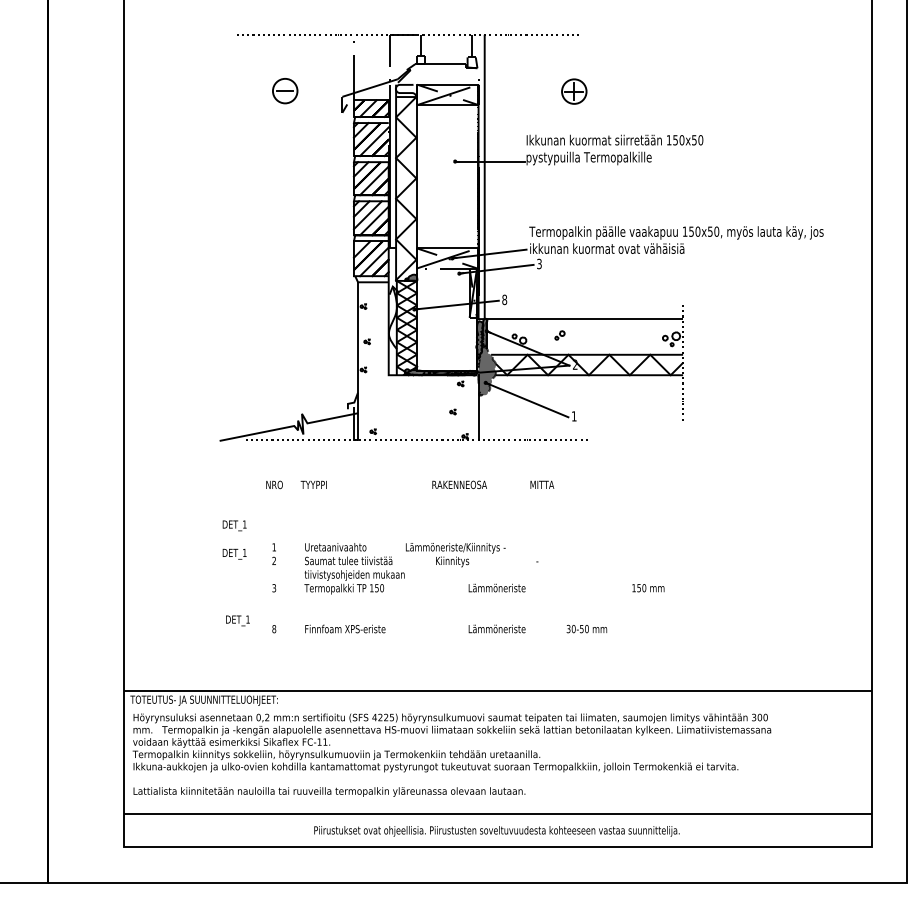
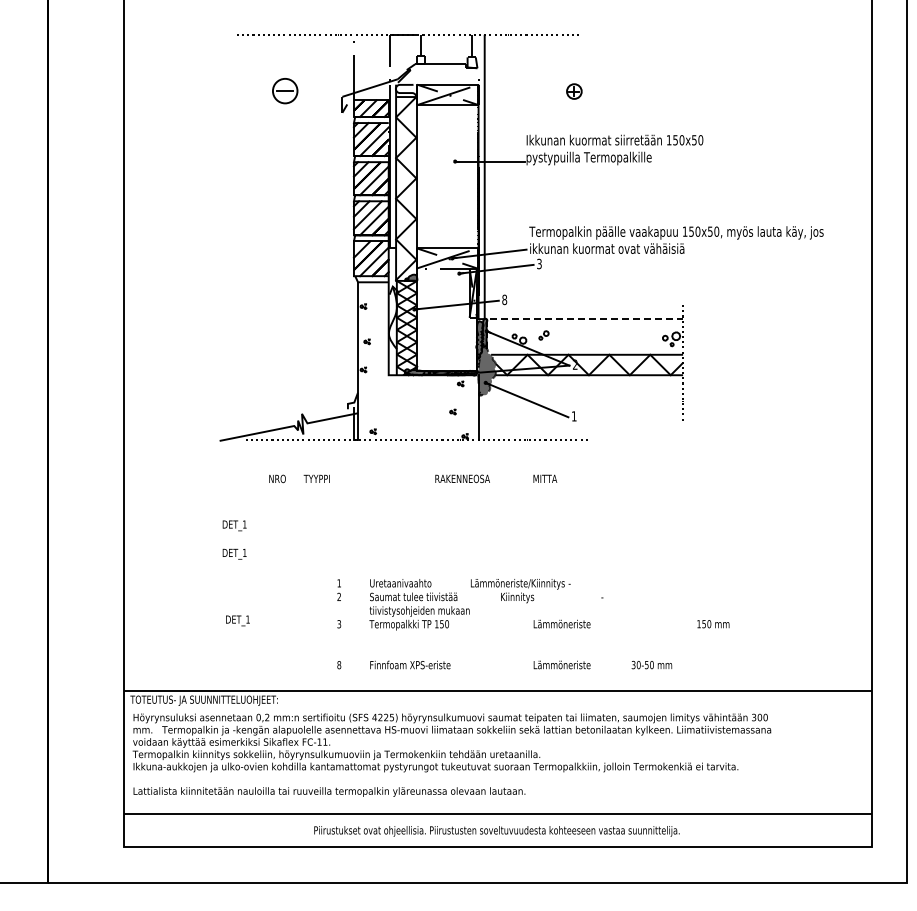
part size: 27x27 px -> 17x17 px (574, 91)
line: solid -> dashed (569, 319)
part position: (559, 335) -> (543, 335) (543, 335)
text position: (410, 484) -> (413, 478) (413, 478)
text position: (468, 588) -> (533, 624) (533, 624)
